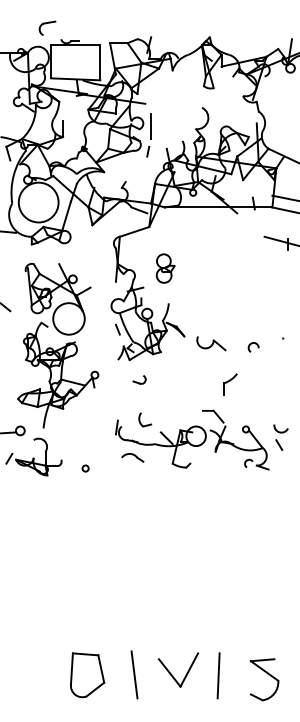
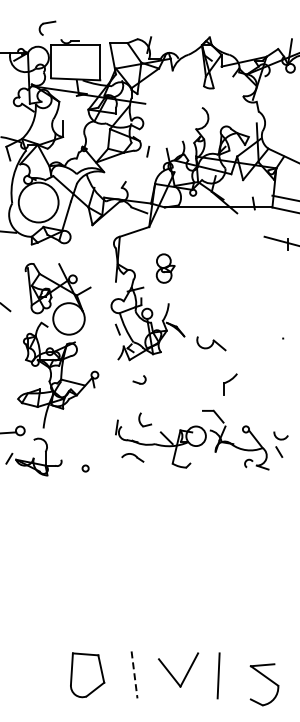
line: present -> none (151, 126)
arc: present -> none (252, 344)
part position: (280, 437) -> (280, 444) (280, 444)
line: solid -> dashed (134, 674)
part position: (264, 679) -> (264, 684) (264, 684)
